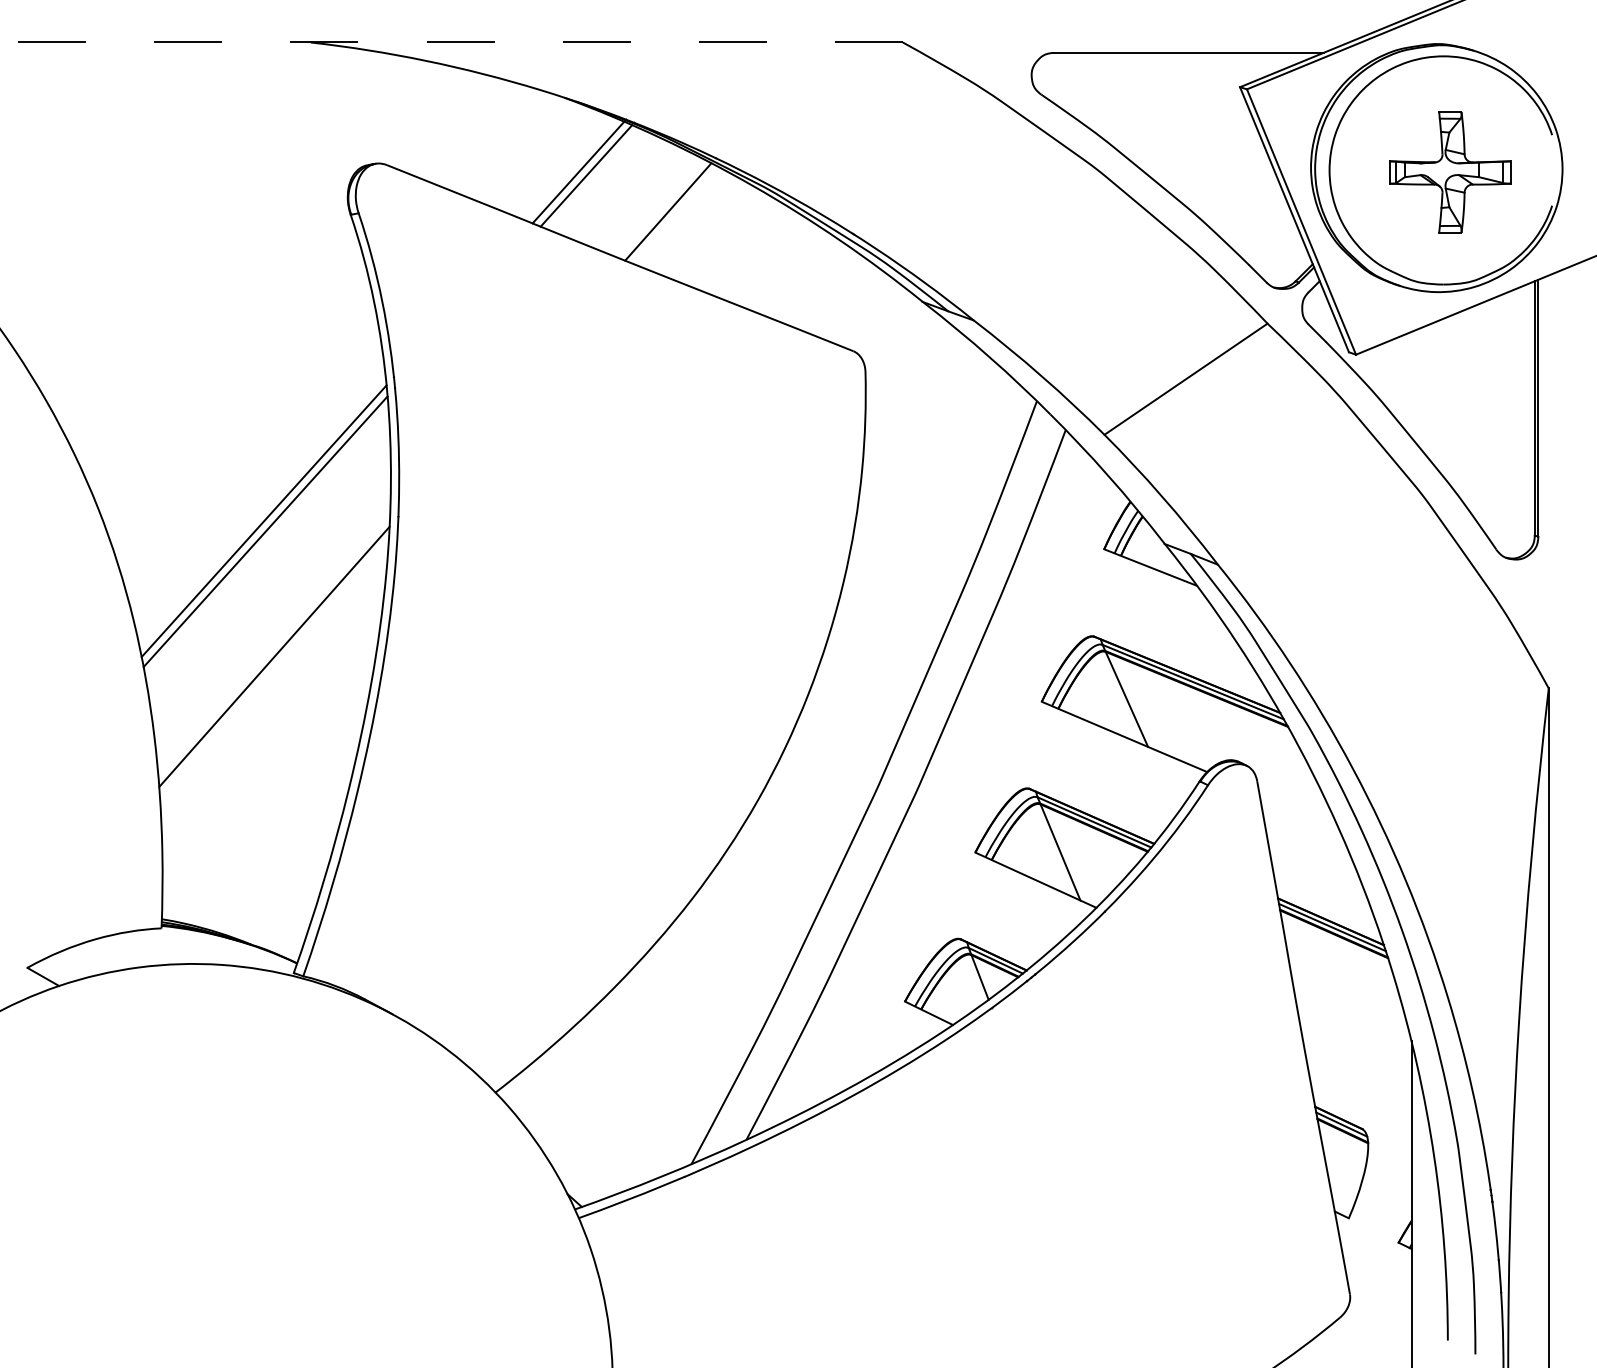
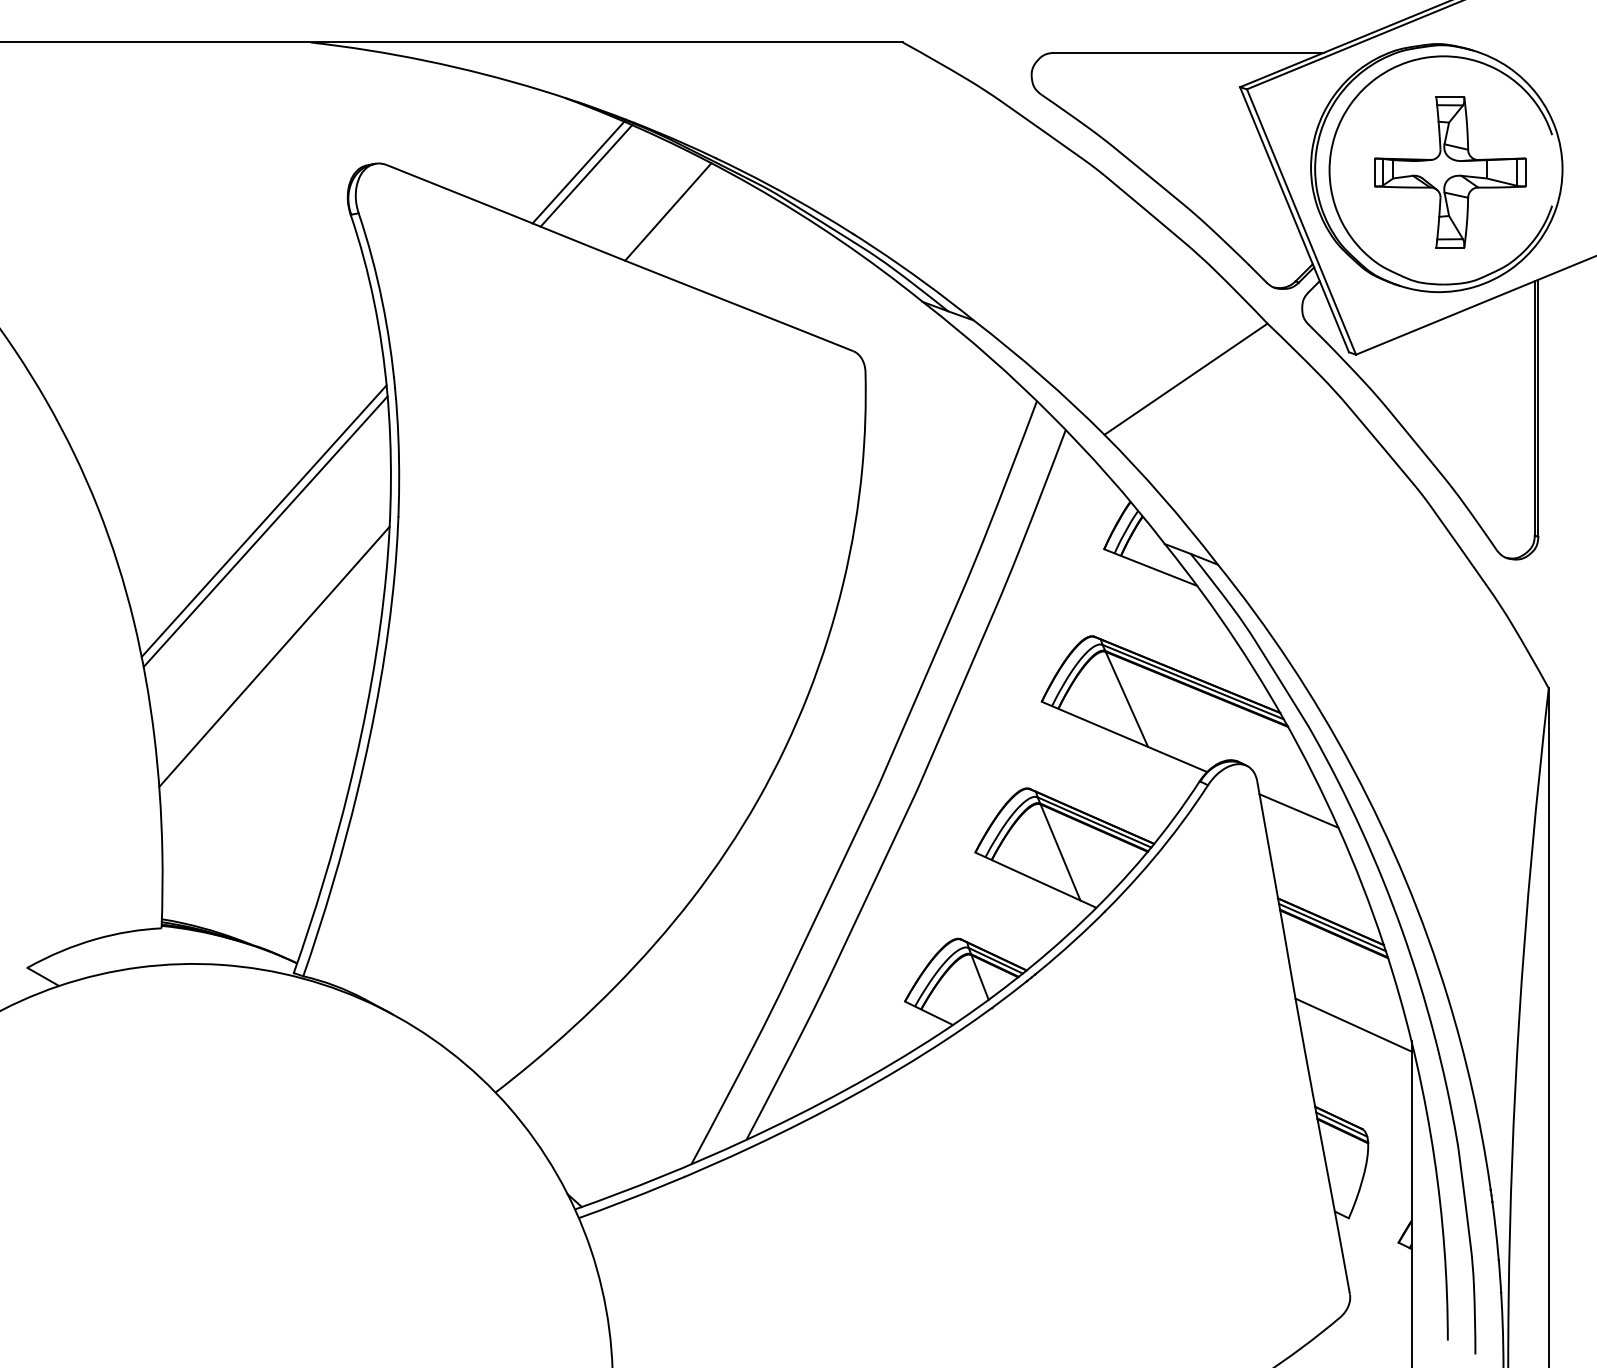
line: dashed -> solid (451, 42)
part size: 123x123 px -> 153x153 px (1450, 172)
line: none -> present (1298, 810)
line: none -> present (1353, 1024)
